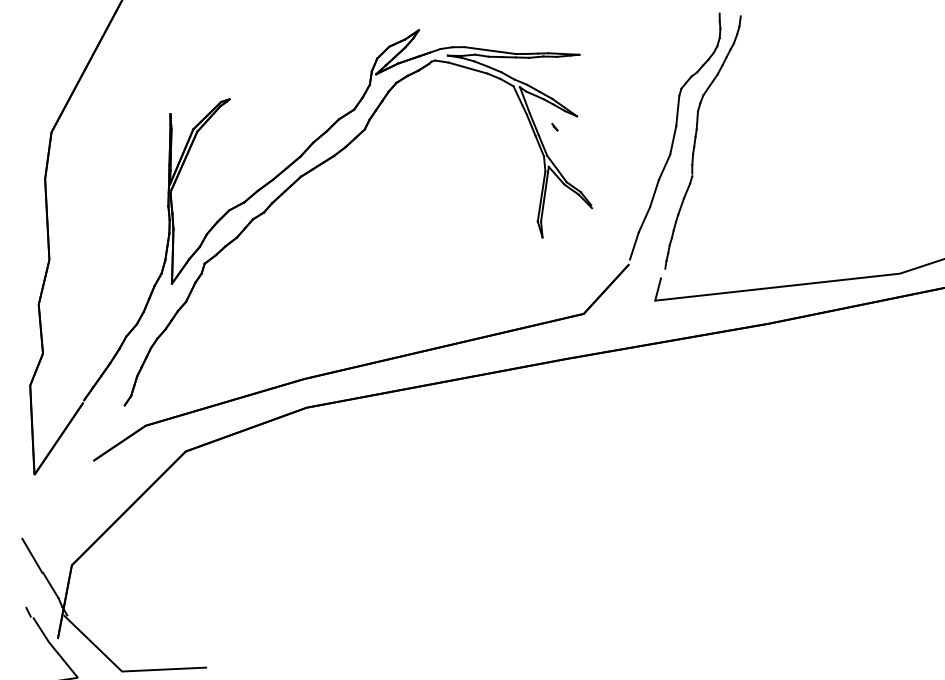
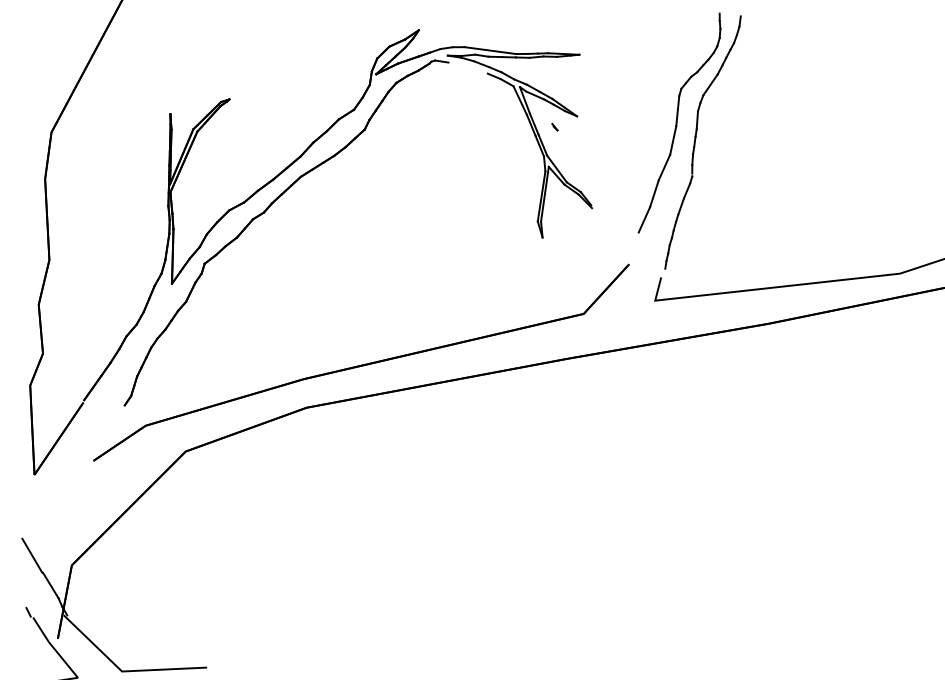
line: present -> none (467, 67)
line: present -> none (634, 245)
